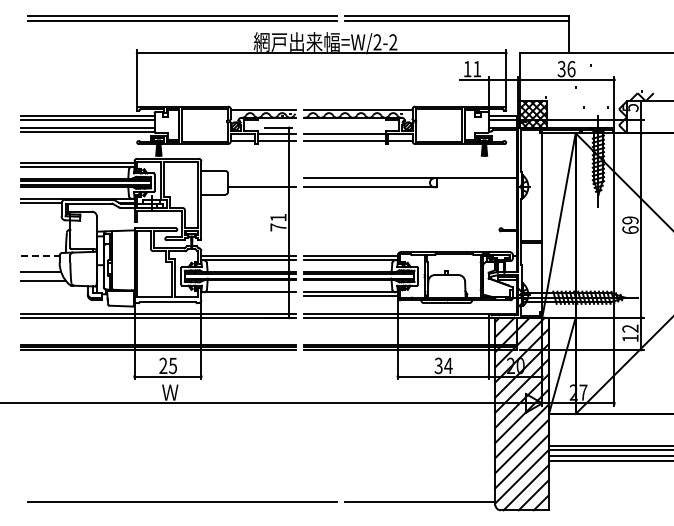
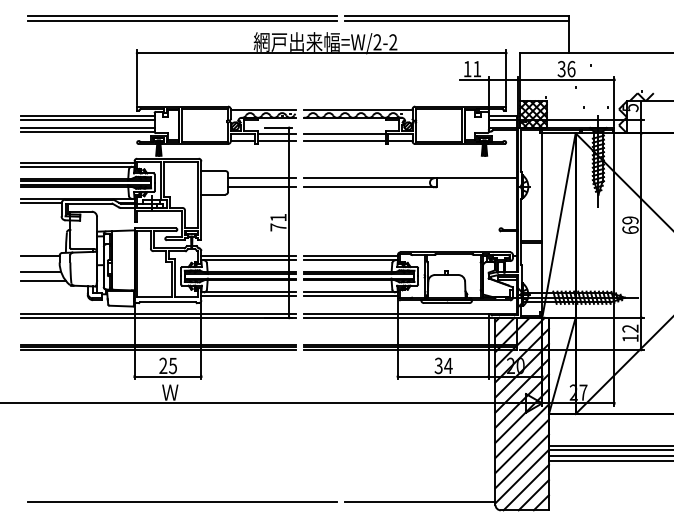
line: none -> present (261, 178)
line: dashed -> solid (40, 256)
line: none -> present (248, 296)
